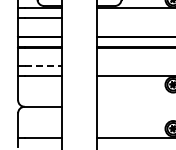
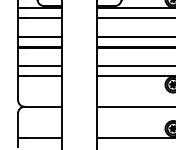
line: none -> present (134, 17)
line: dashed -> solid (43, 66)
line: none -> present (134, 66)
line: none -> present (134, 106)
